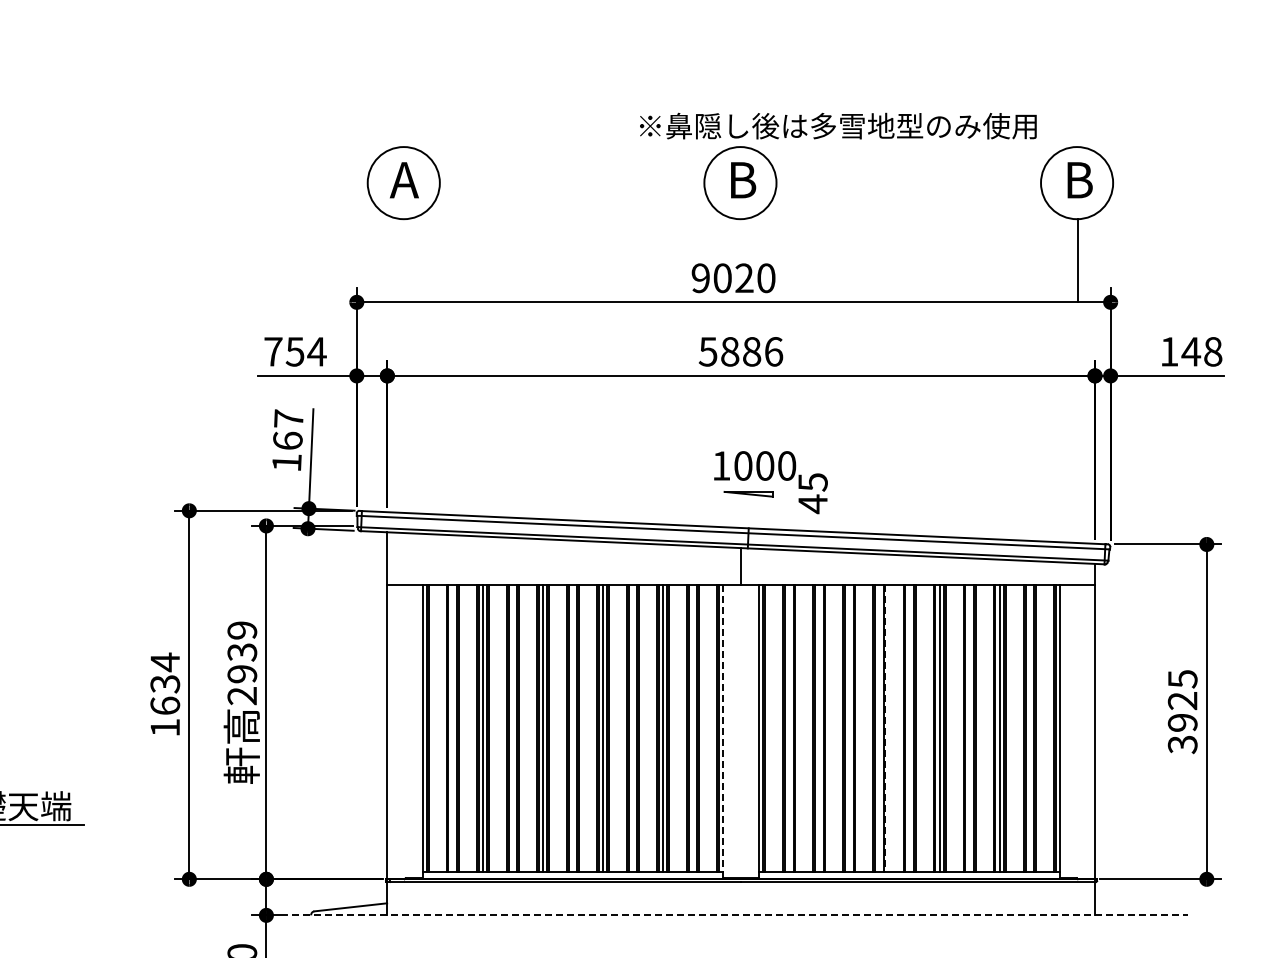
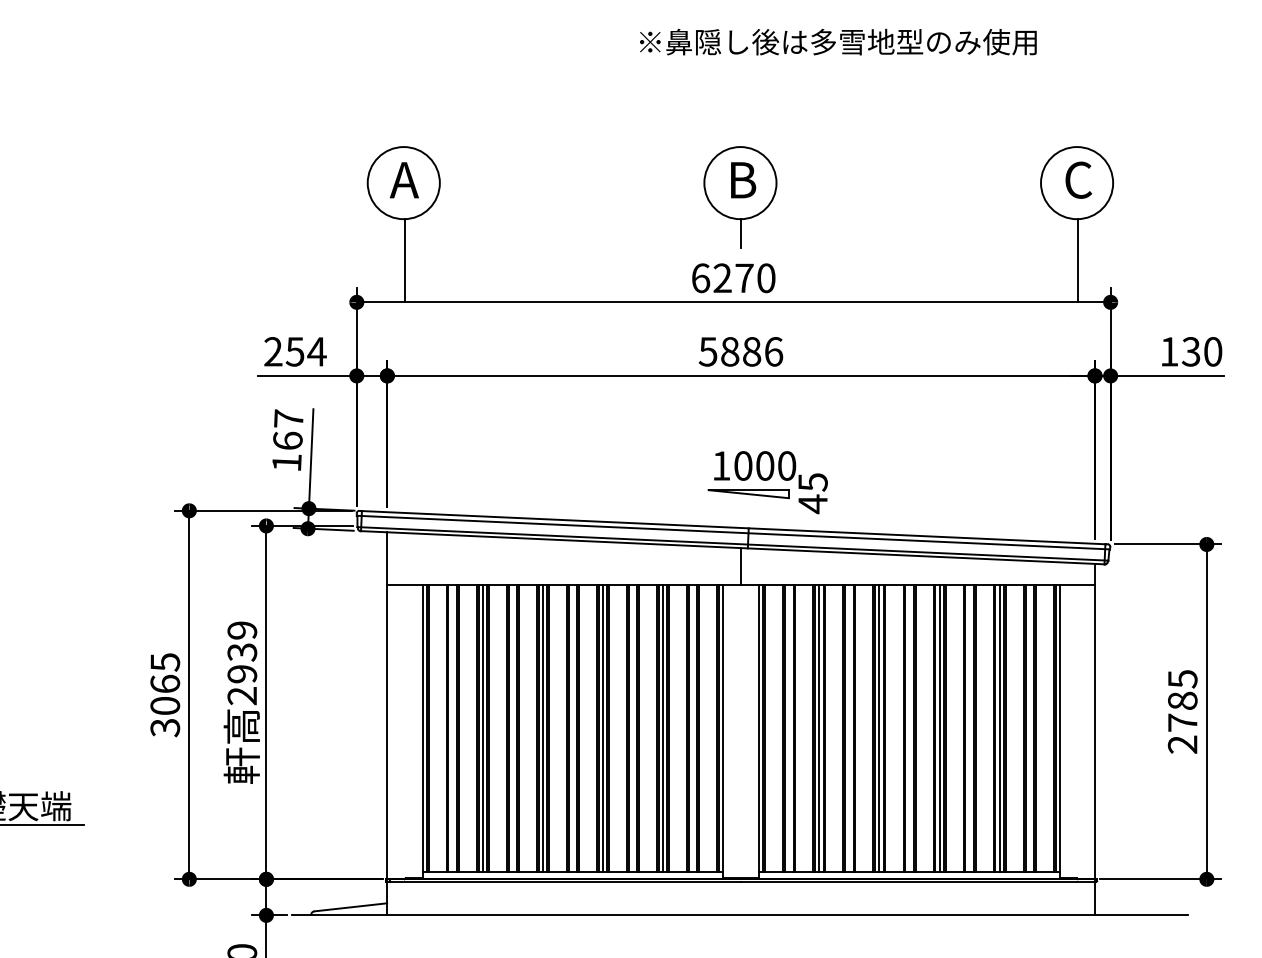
text position: (838, 125) -> (838, 41) (838, 41)
text: B -> C (1078, 179)
line: none -> present (741, 233)
line: none -> present (404, 260)
text: 9020 -> 6270 (722, 278)
text: 754 -> 254 (273, 351)
text: 148 -> 130 (1201, 351)
part size: 51x7 px -> 83x11 px (748, 494)
text: 1634 -> 3065 (165, 694)
text: 3925 -> 2785 (1182, 722)
line: none -> present (819, 728)
line: none -> present (879, 728)
line: dashed -> solid (885, 729)
line: dashed -> solid (723, 731)
line: dashed -> solid (740, 915)
